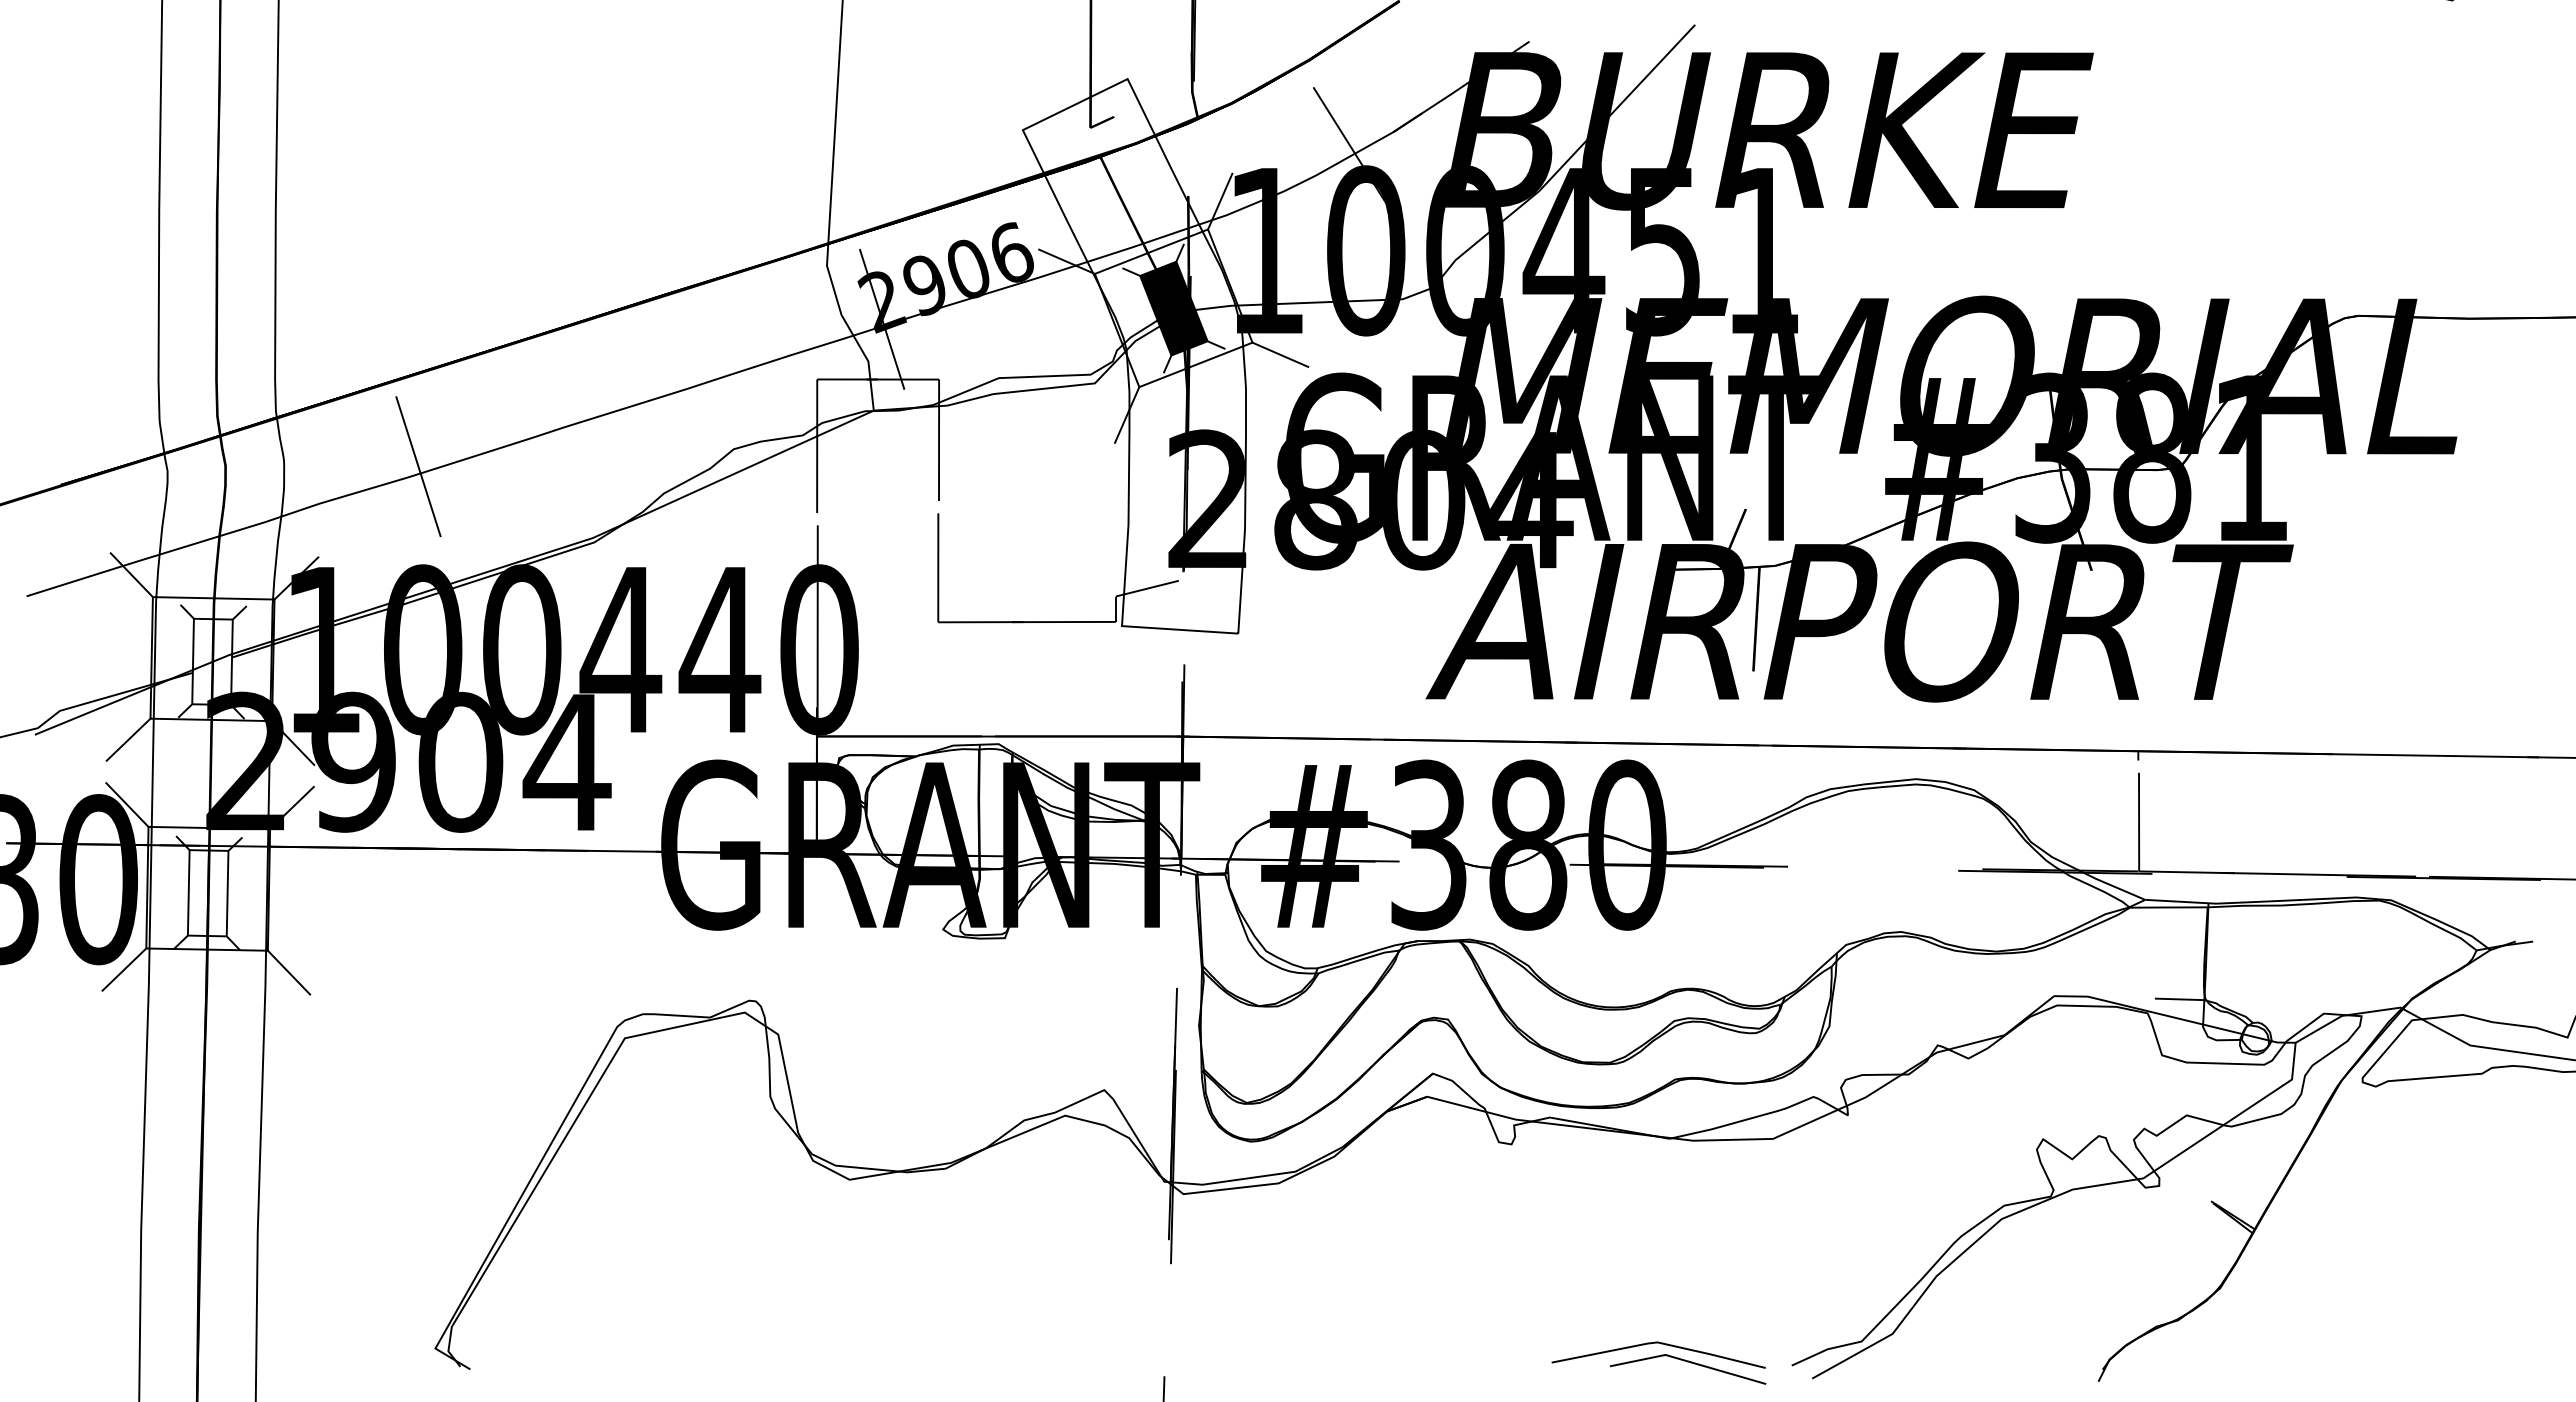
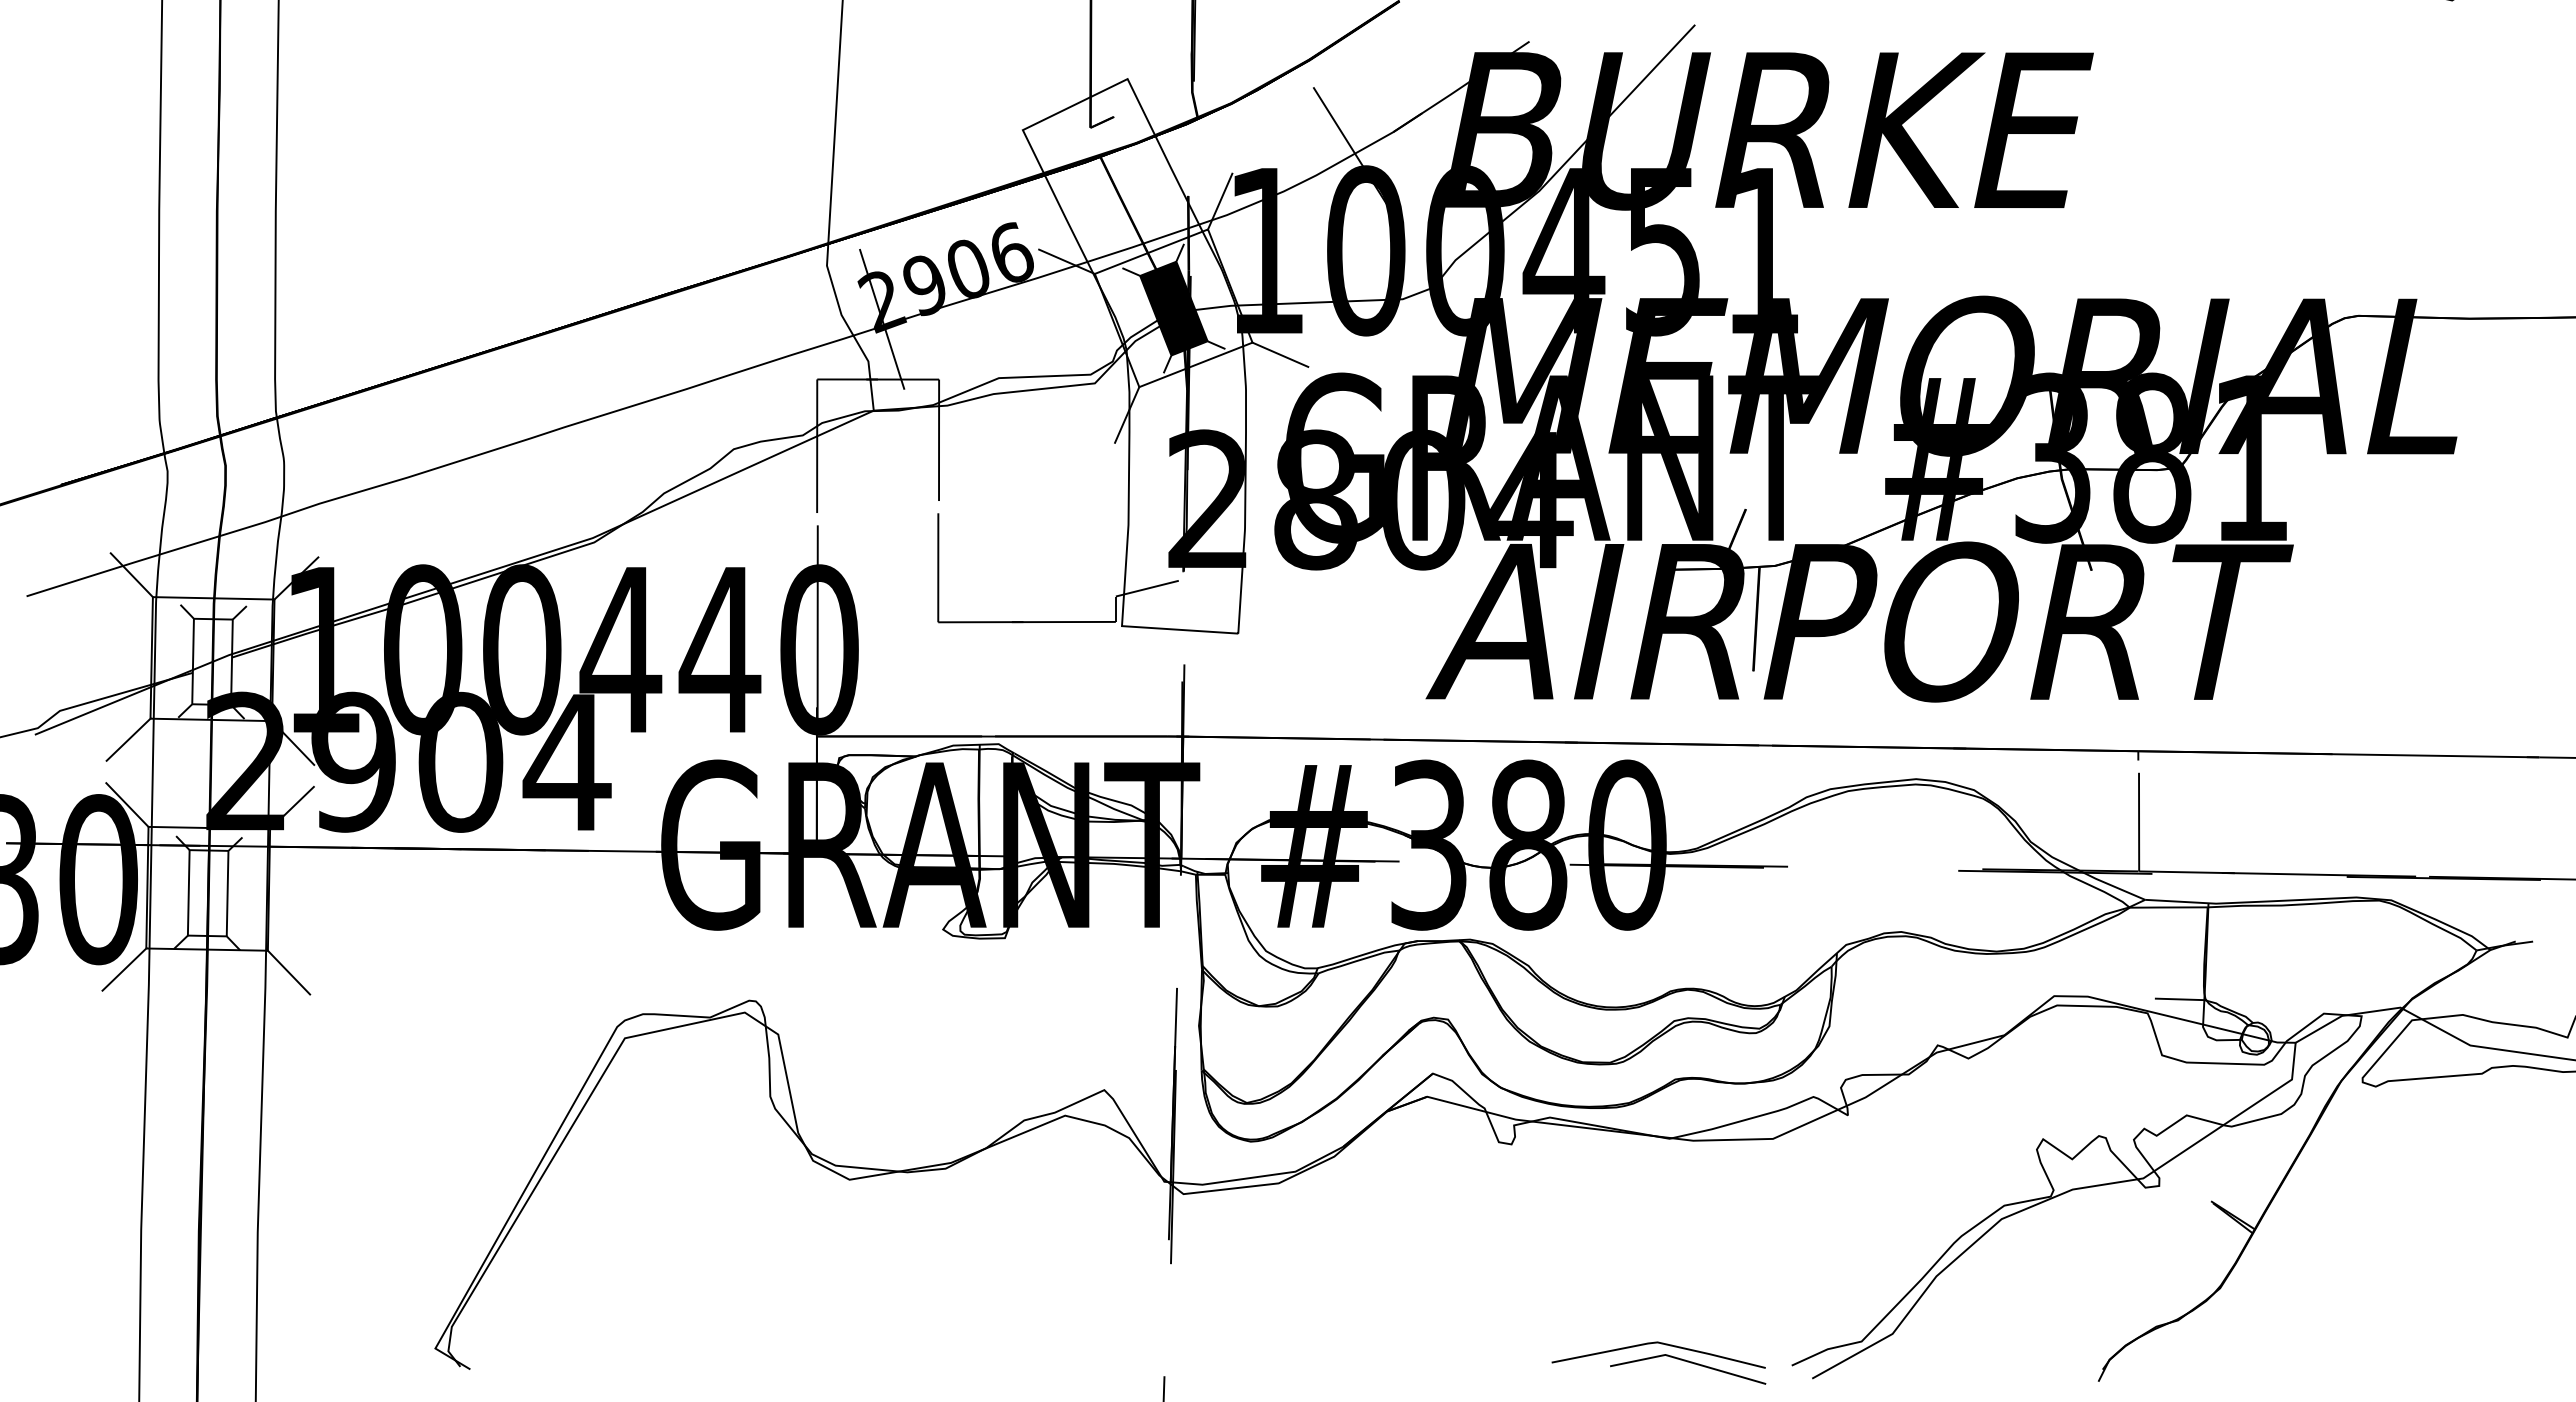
line: present -> none (418, 466)
